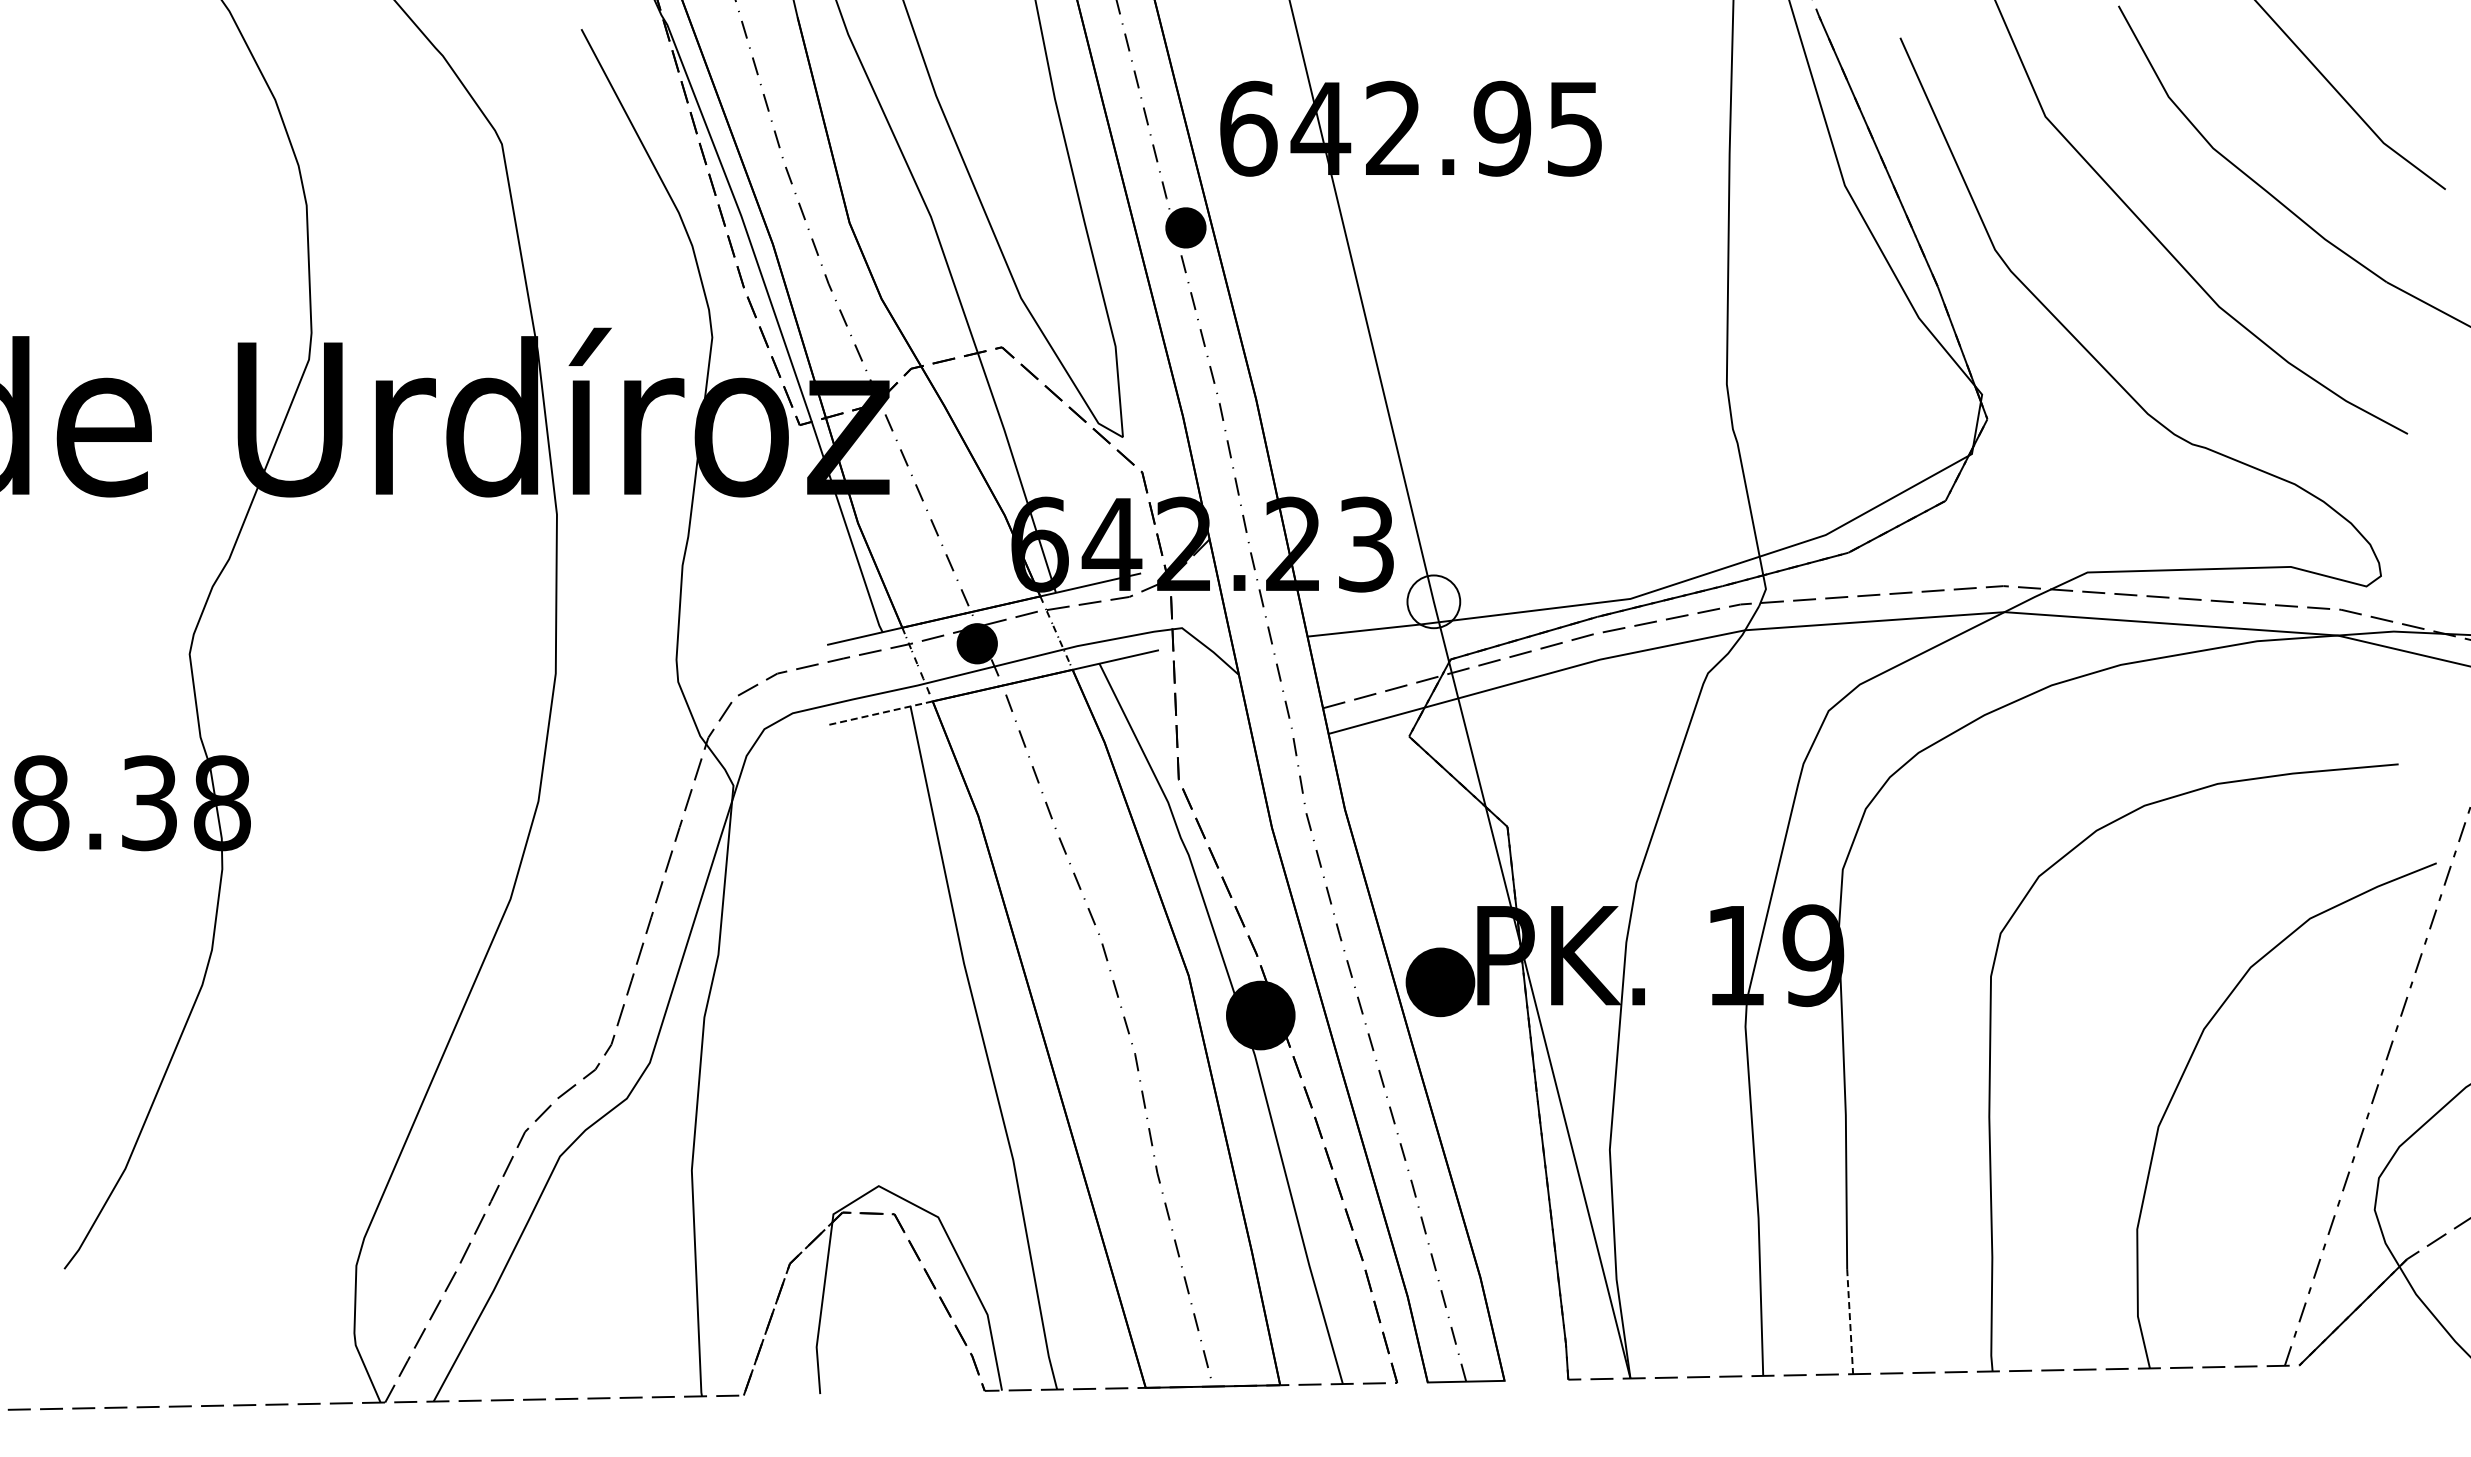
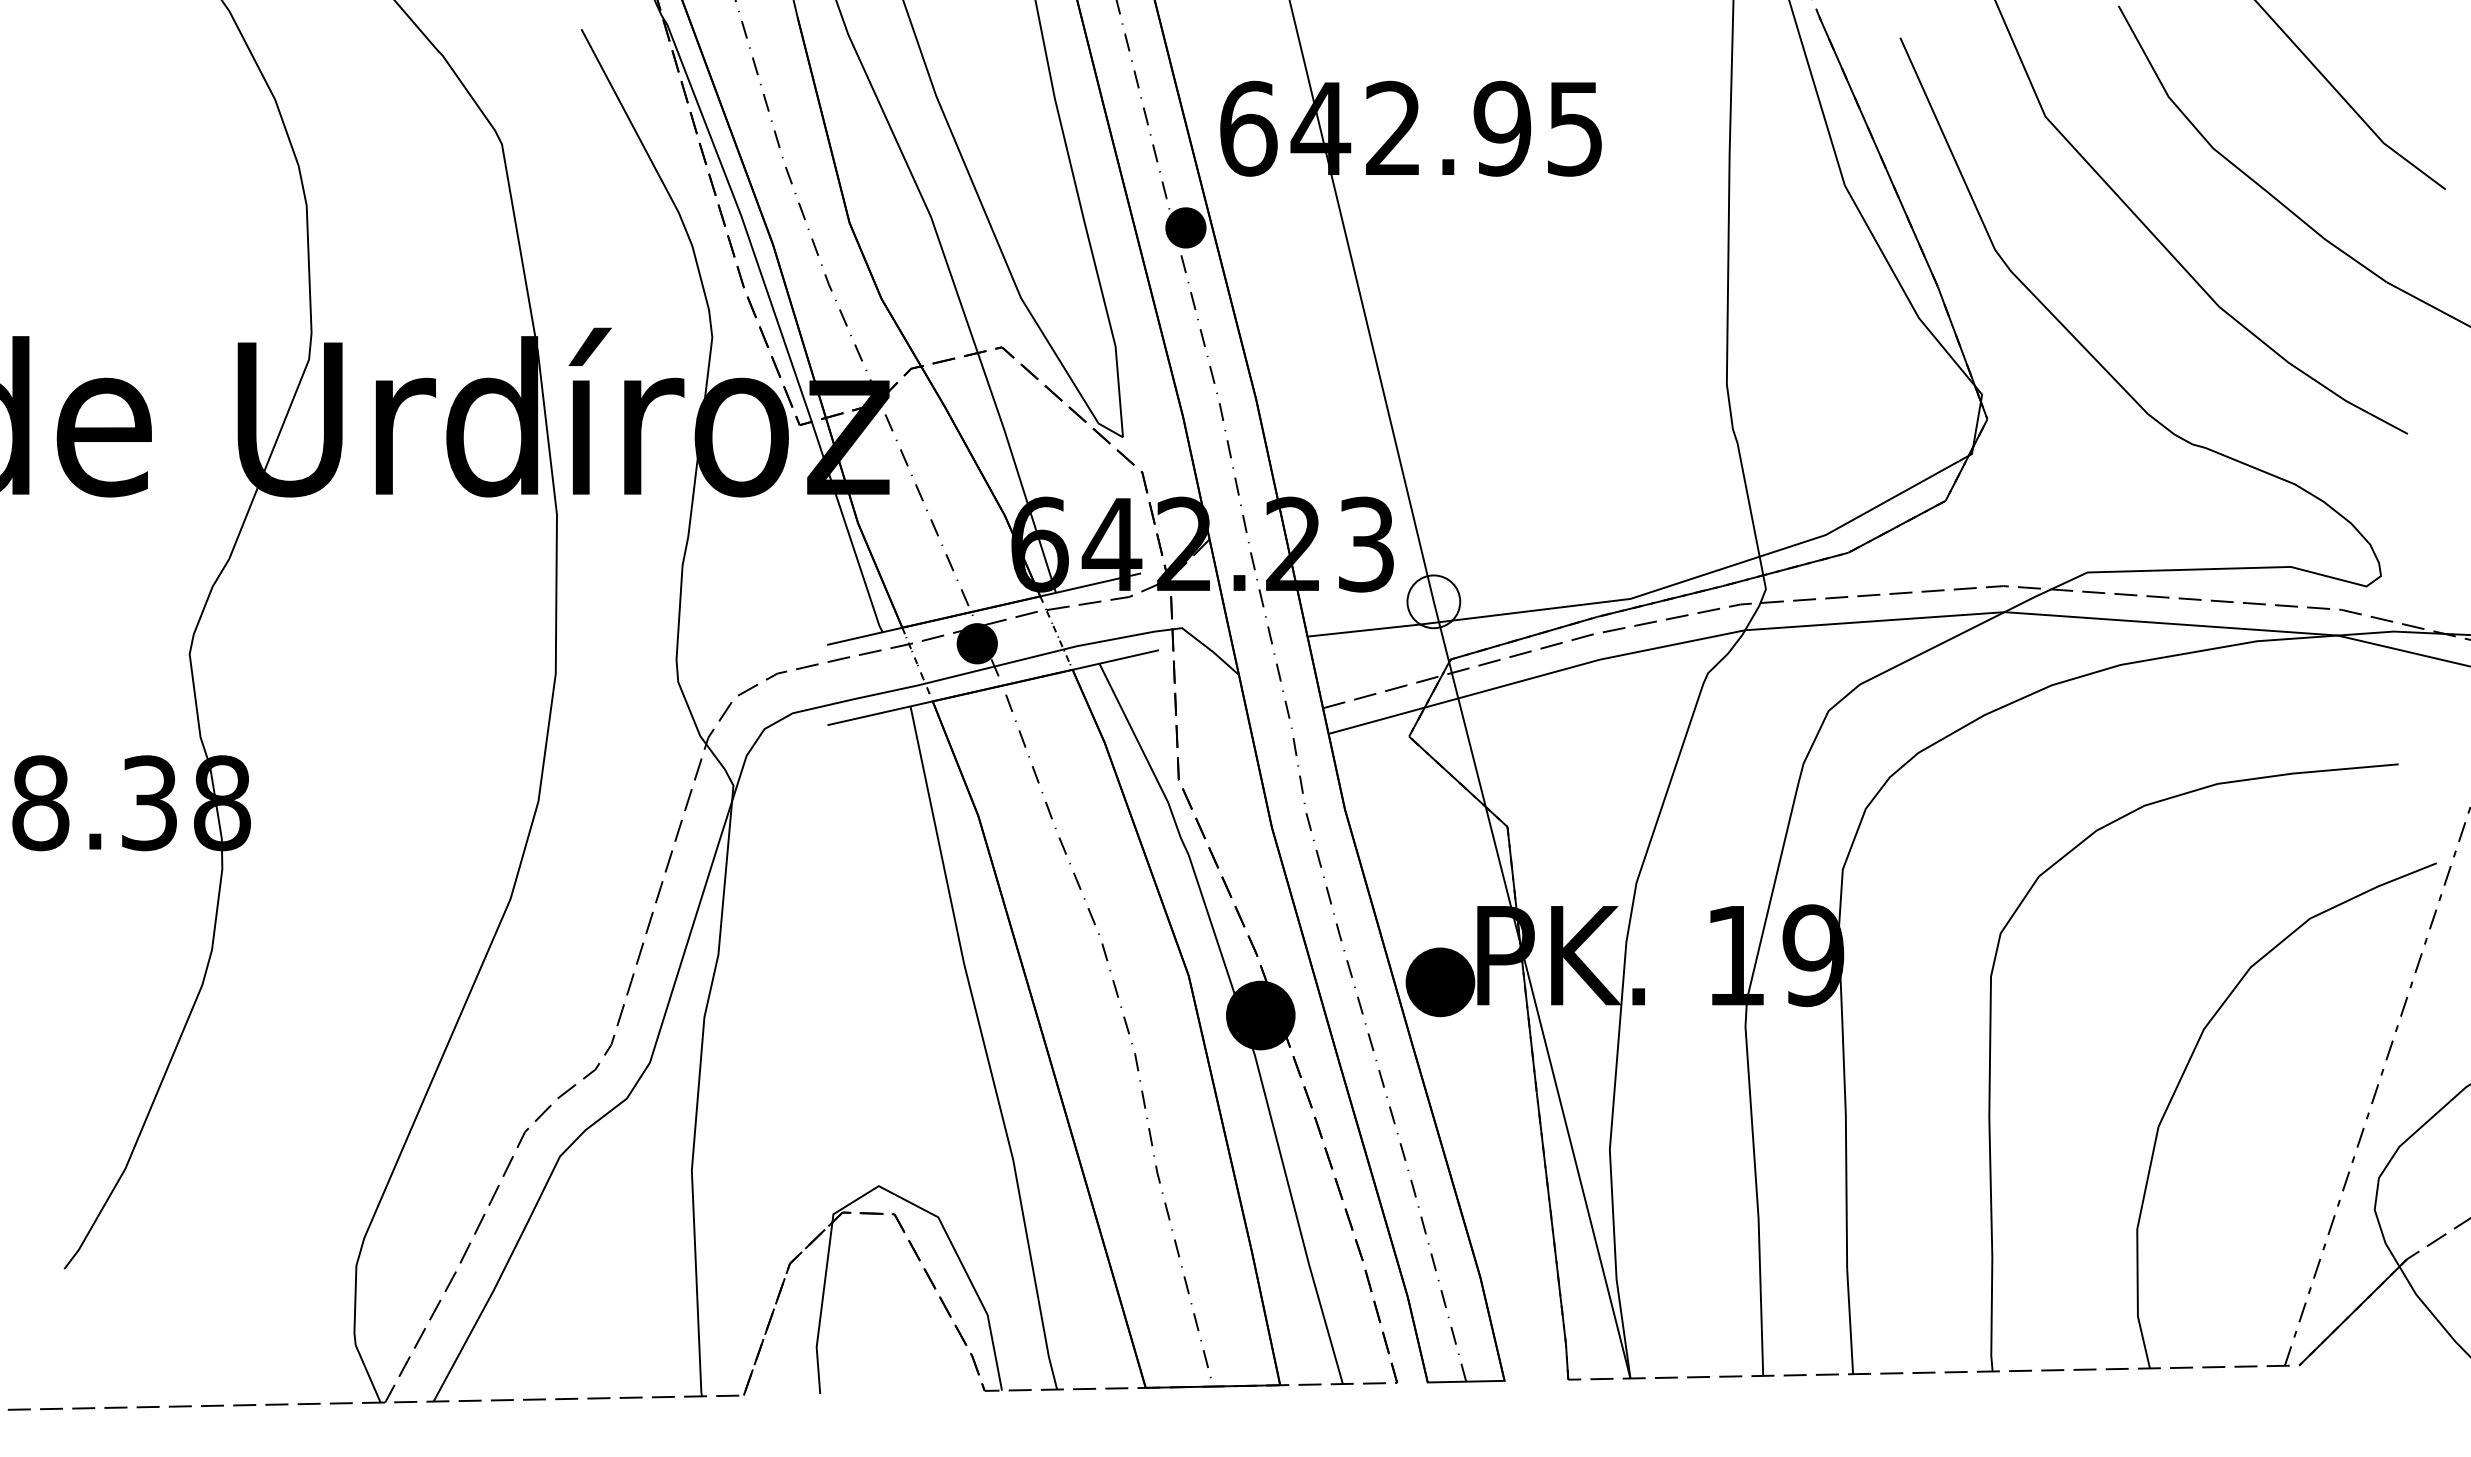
line: dashed -> solid (880, 713)
line: dashed -> solid (1850, 1321)
